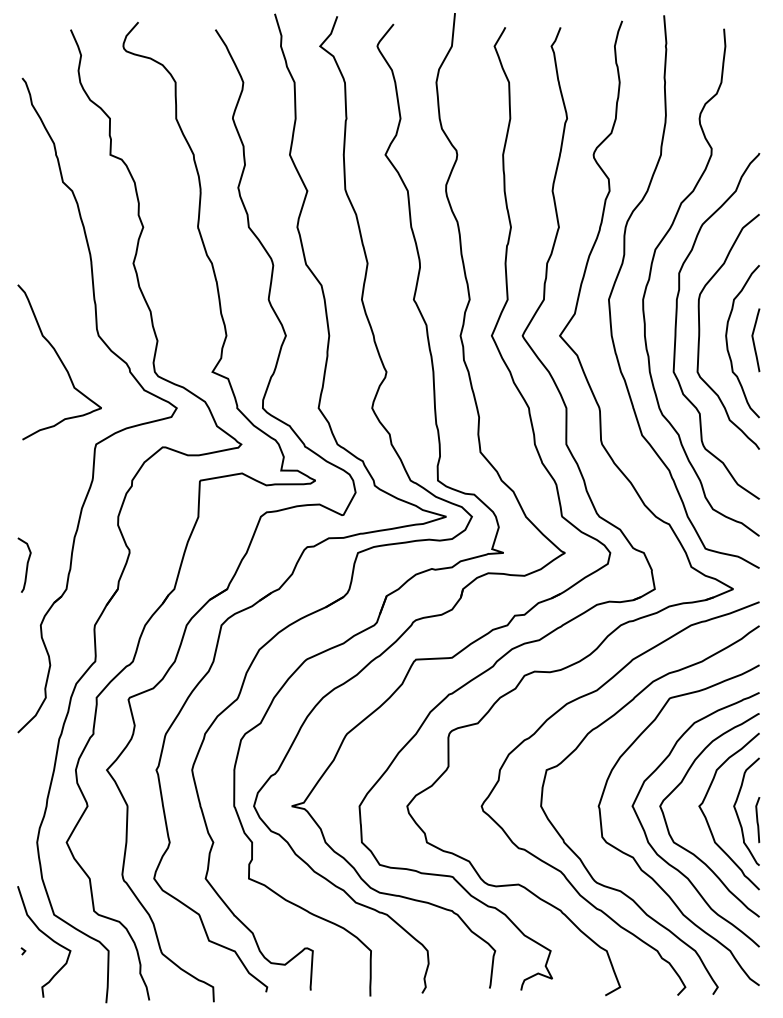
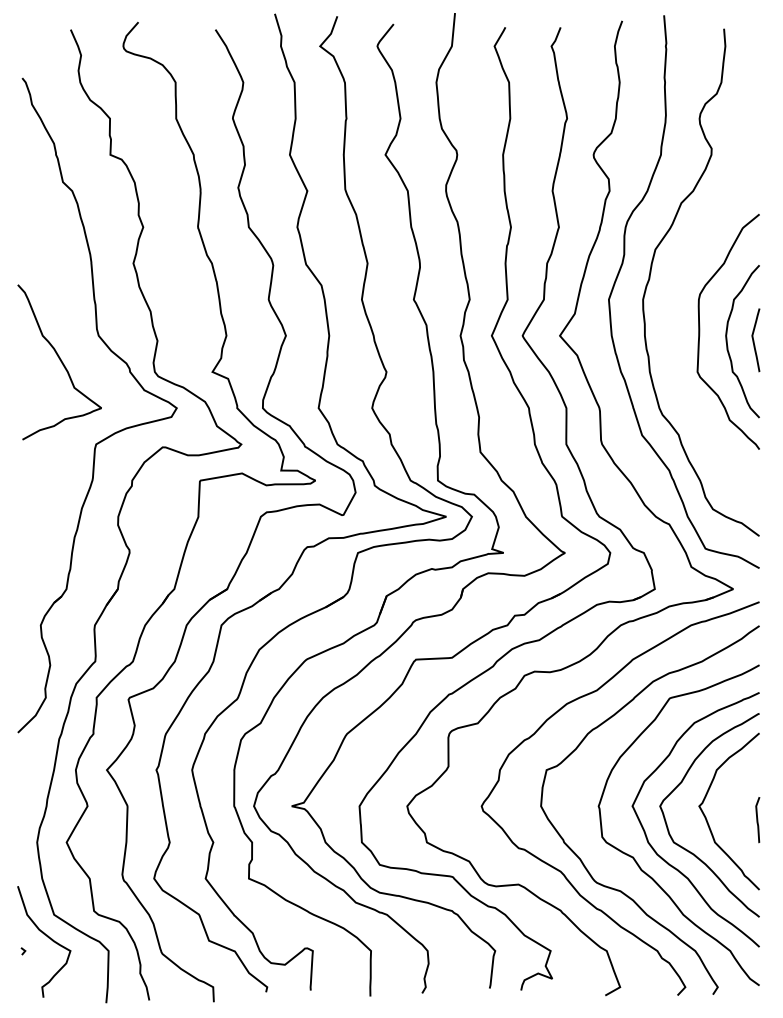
curve: present -> none (677, 318)
curve: present -> none (26, 564)
curve: present -> none (738, 814)
